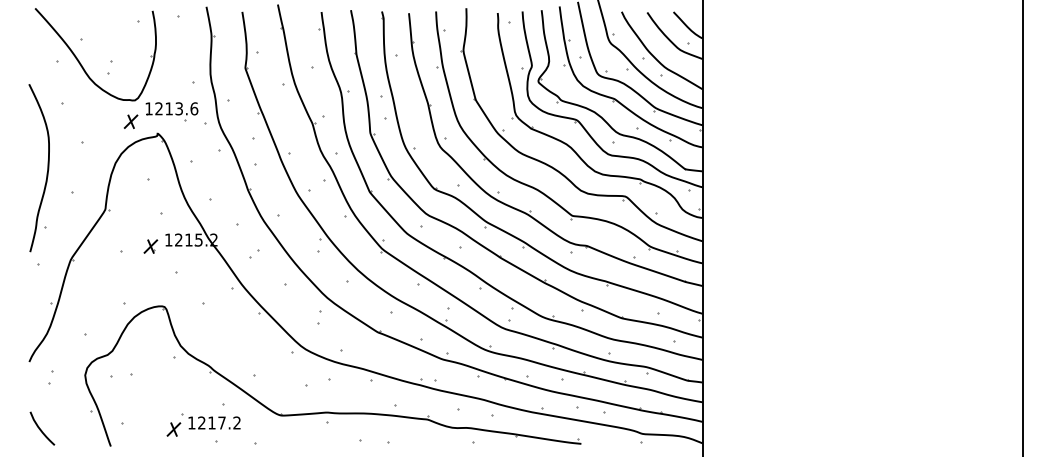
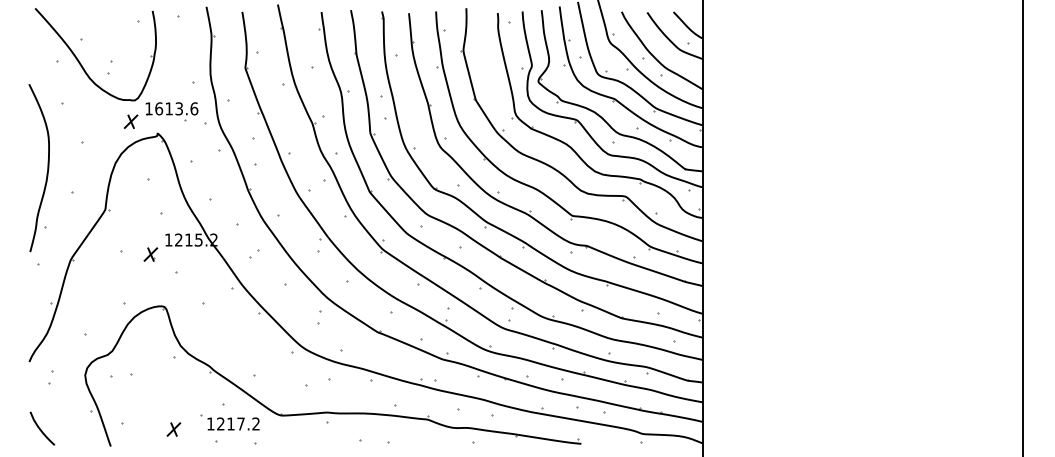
text: 1213.6 -> 1613.6 (159, 108)
part position: (150, 246) -> (150, 254) (150, 254)
part position: (210, 421) -> (229, 422) (229, 422)
